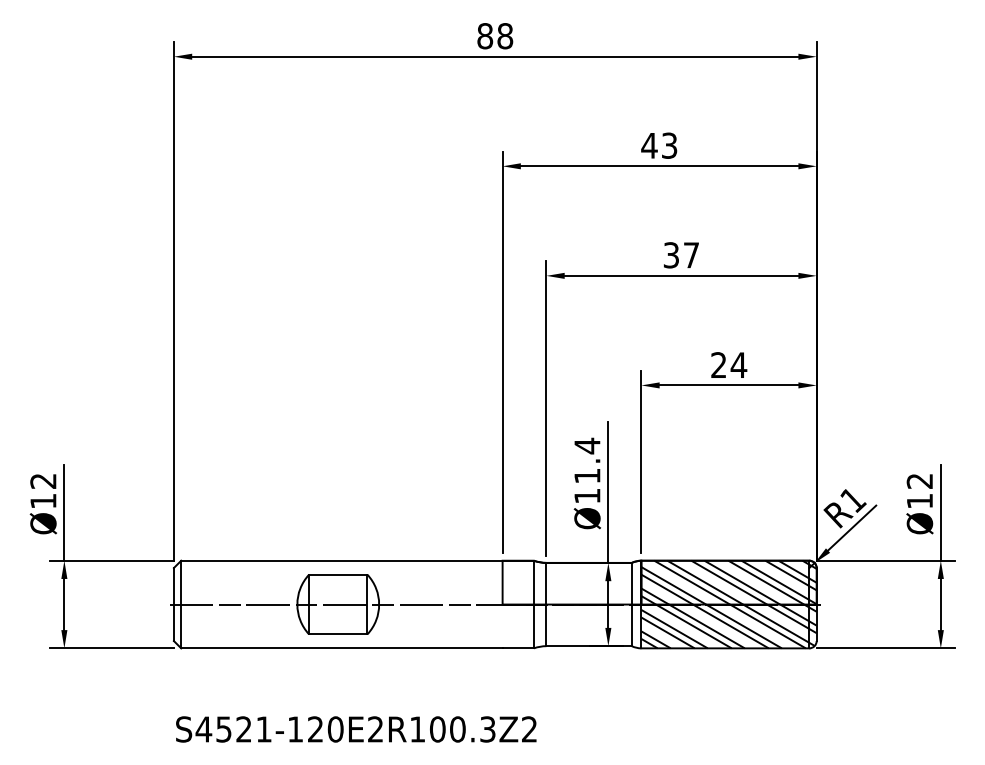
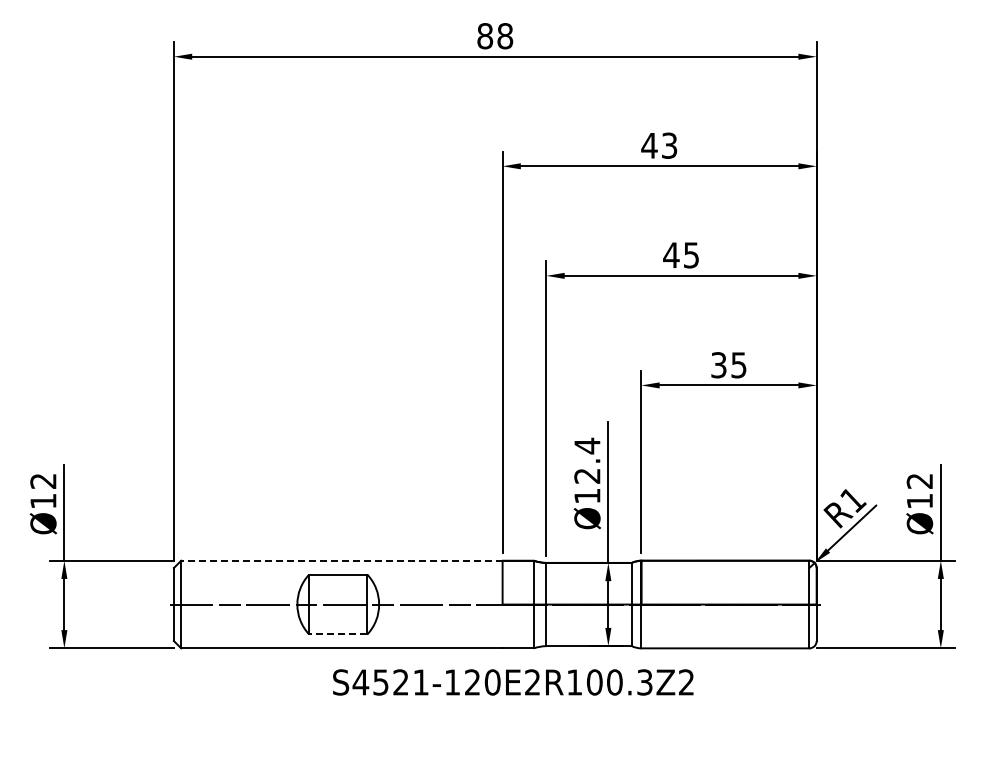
text: 37 -> 45 (680, 255)
text: 24 -> 35 (729, 365)
text: Ø11.4 -> Ø12.4 (587, 476)
line: solid -> dashed (341, 560)
hatch: present -> none (728, 604)
line: solid -> dashed (337, 634)
text position: (356, 729) -> (513, 682) (513, 682)
